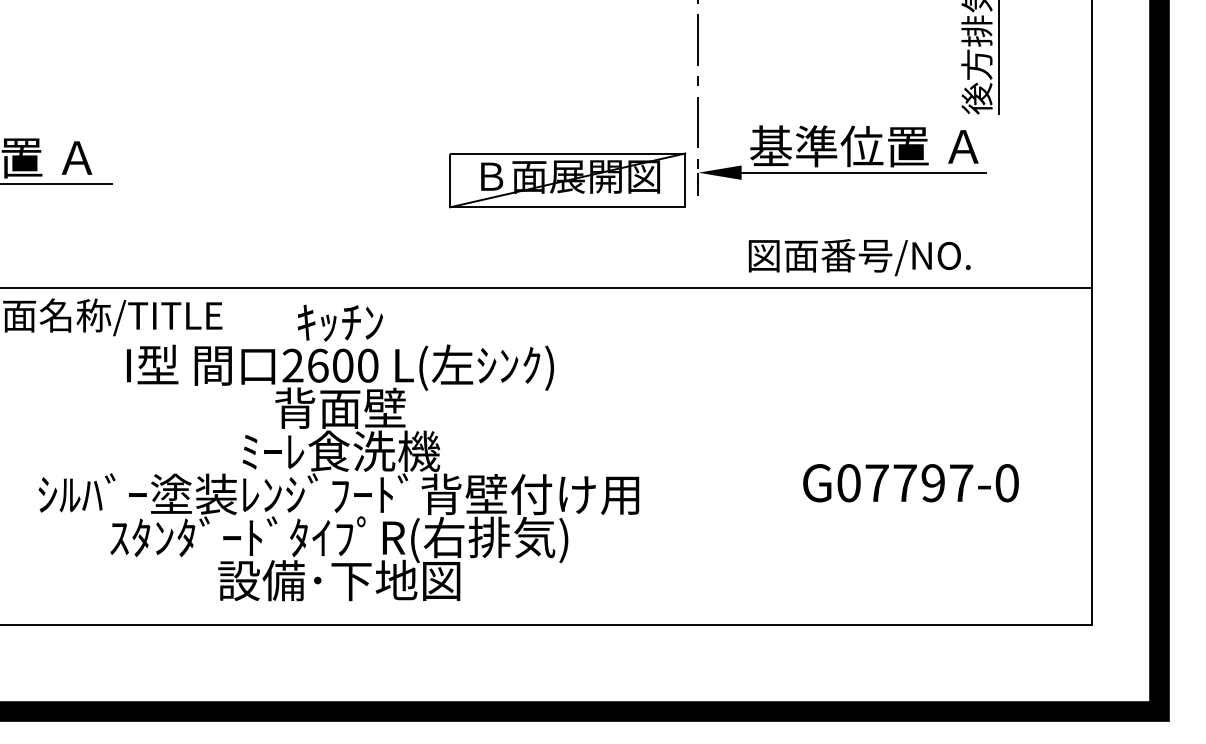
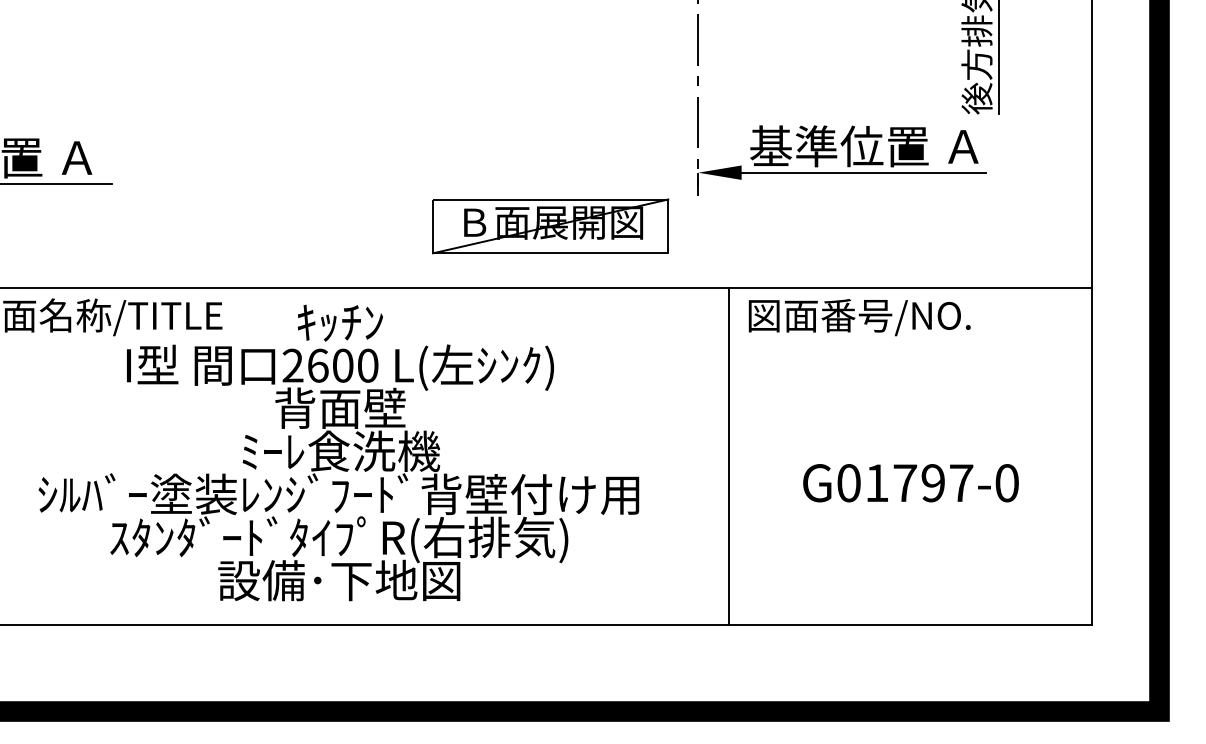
part position: (567, 180) -> (550, 226) (550, 226)
text position: (859, 257) -> (859, 317) (859, 317)
line: none -> present (729, 455)
text: G07797-0 -> G01797-0 (876, 482)
